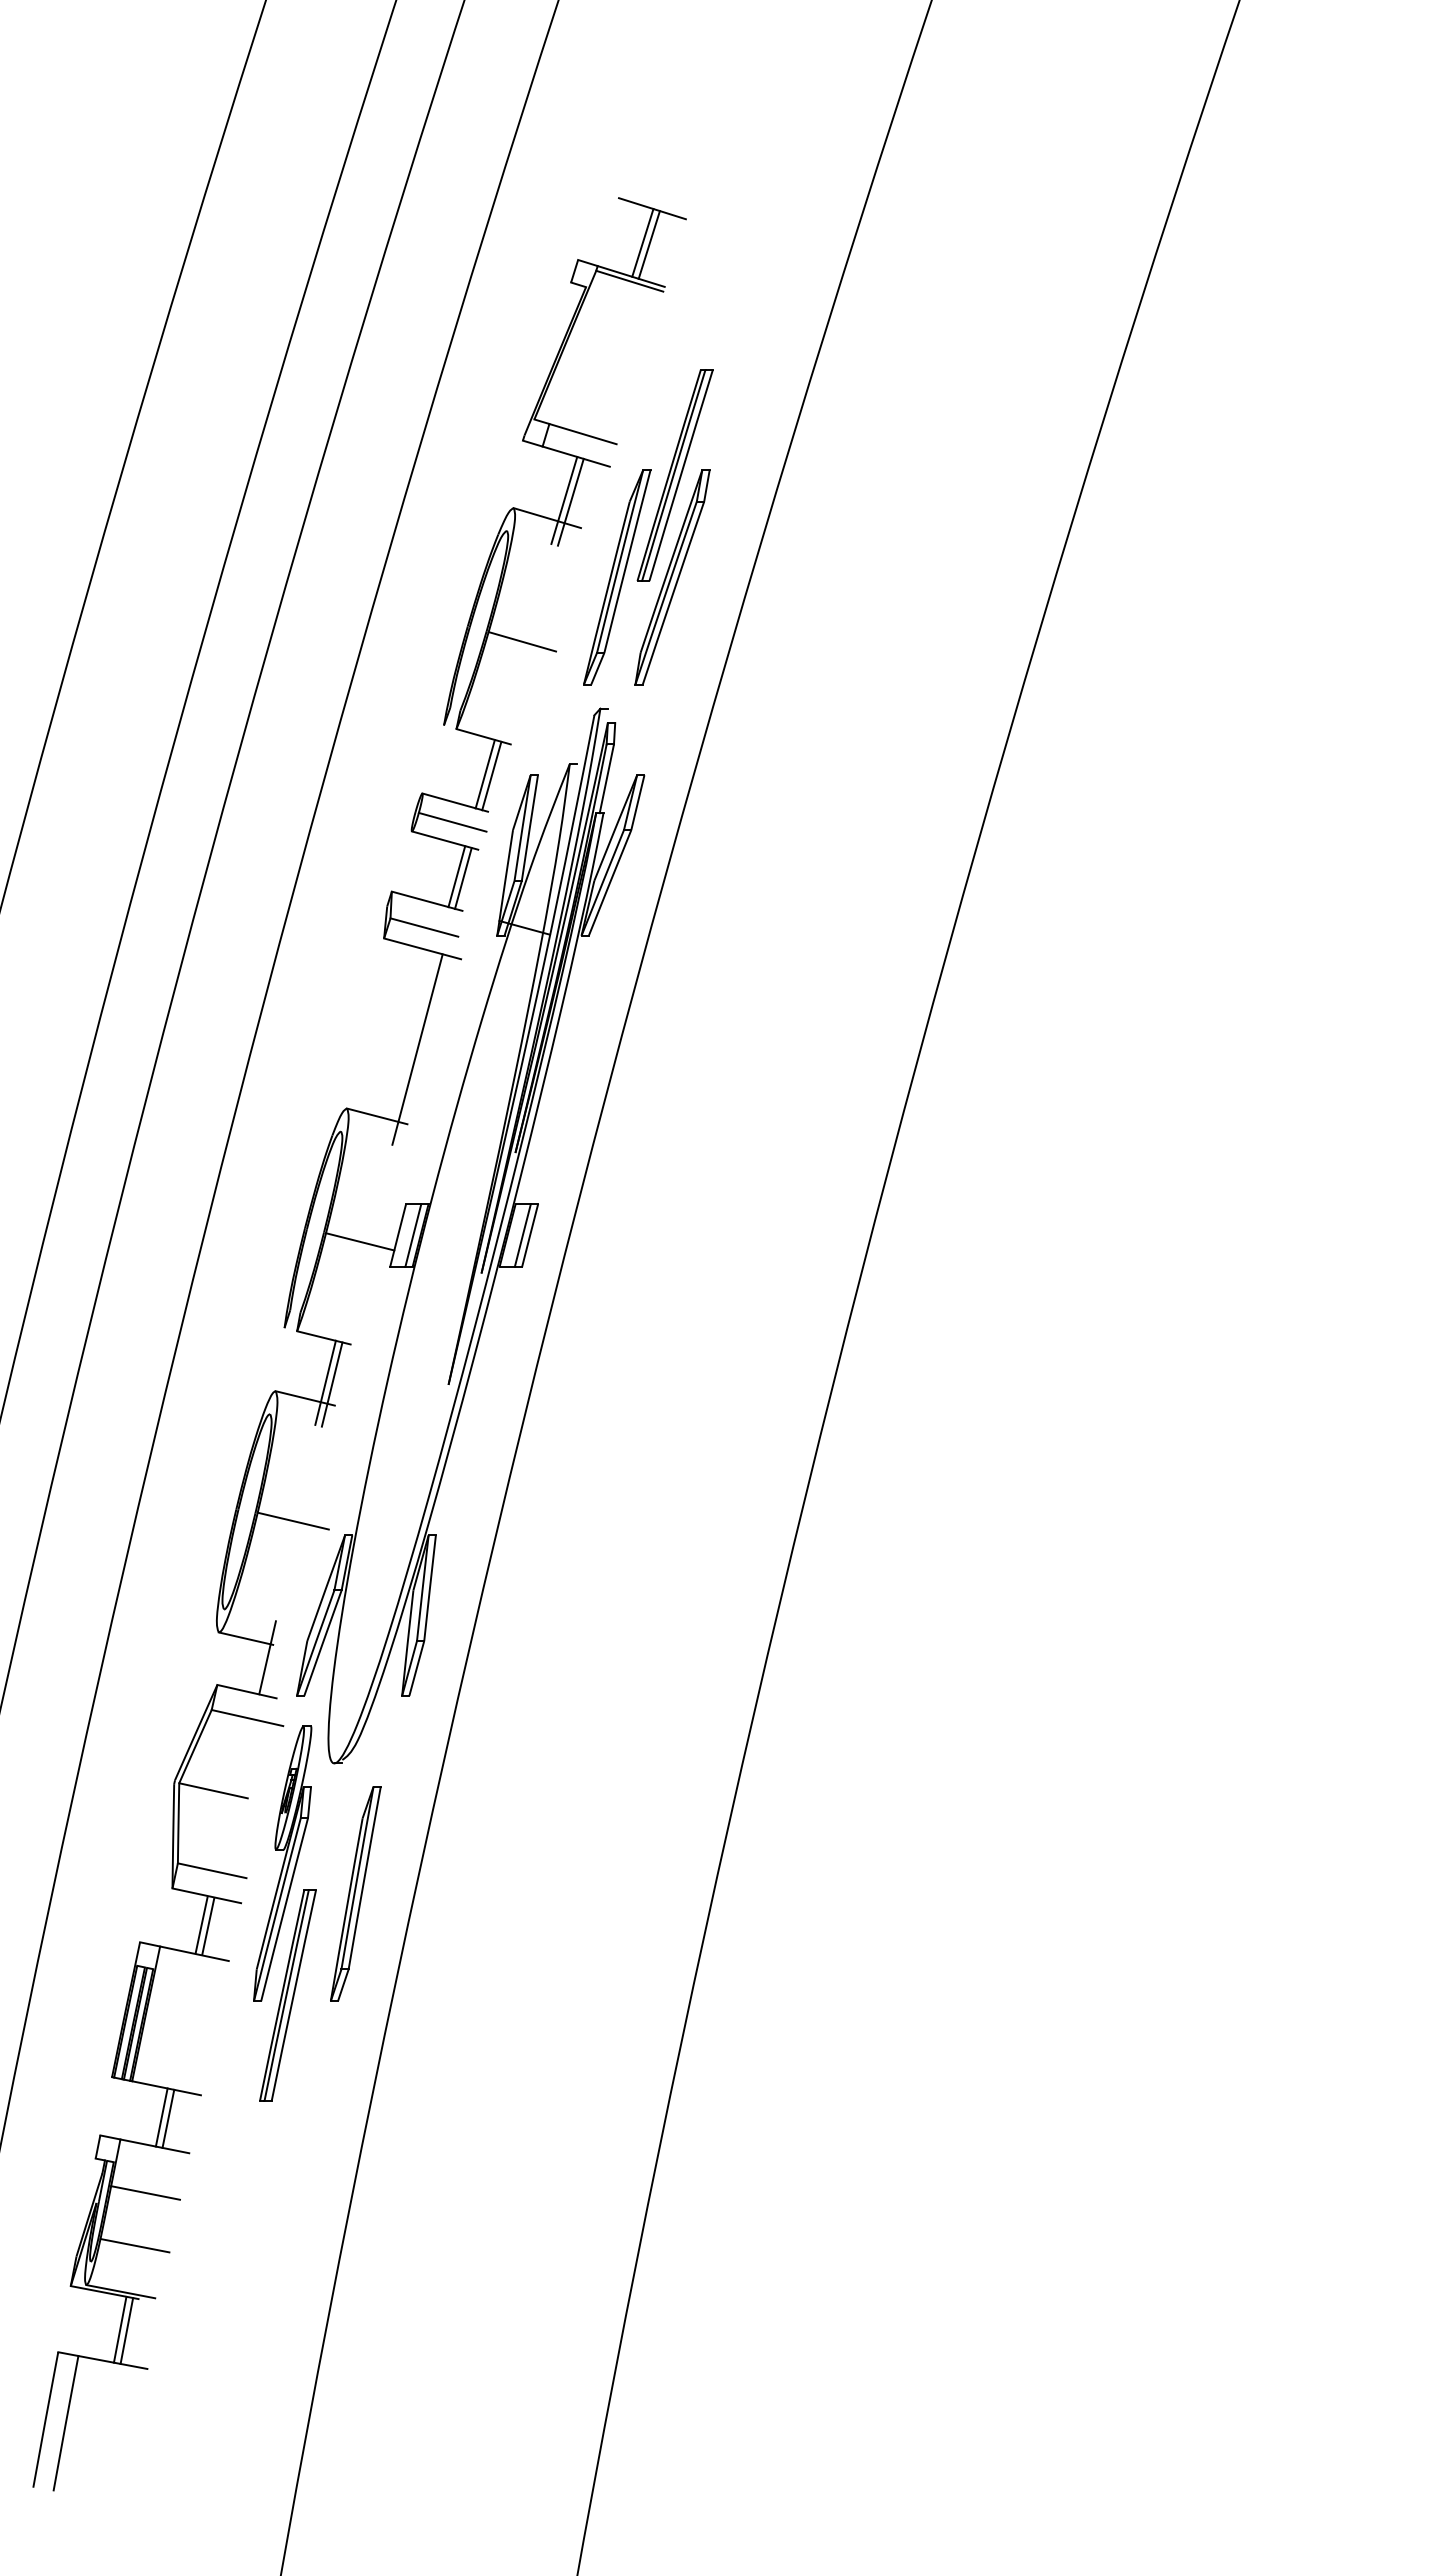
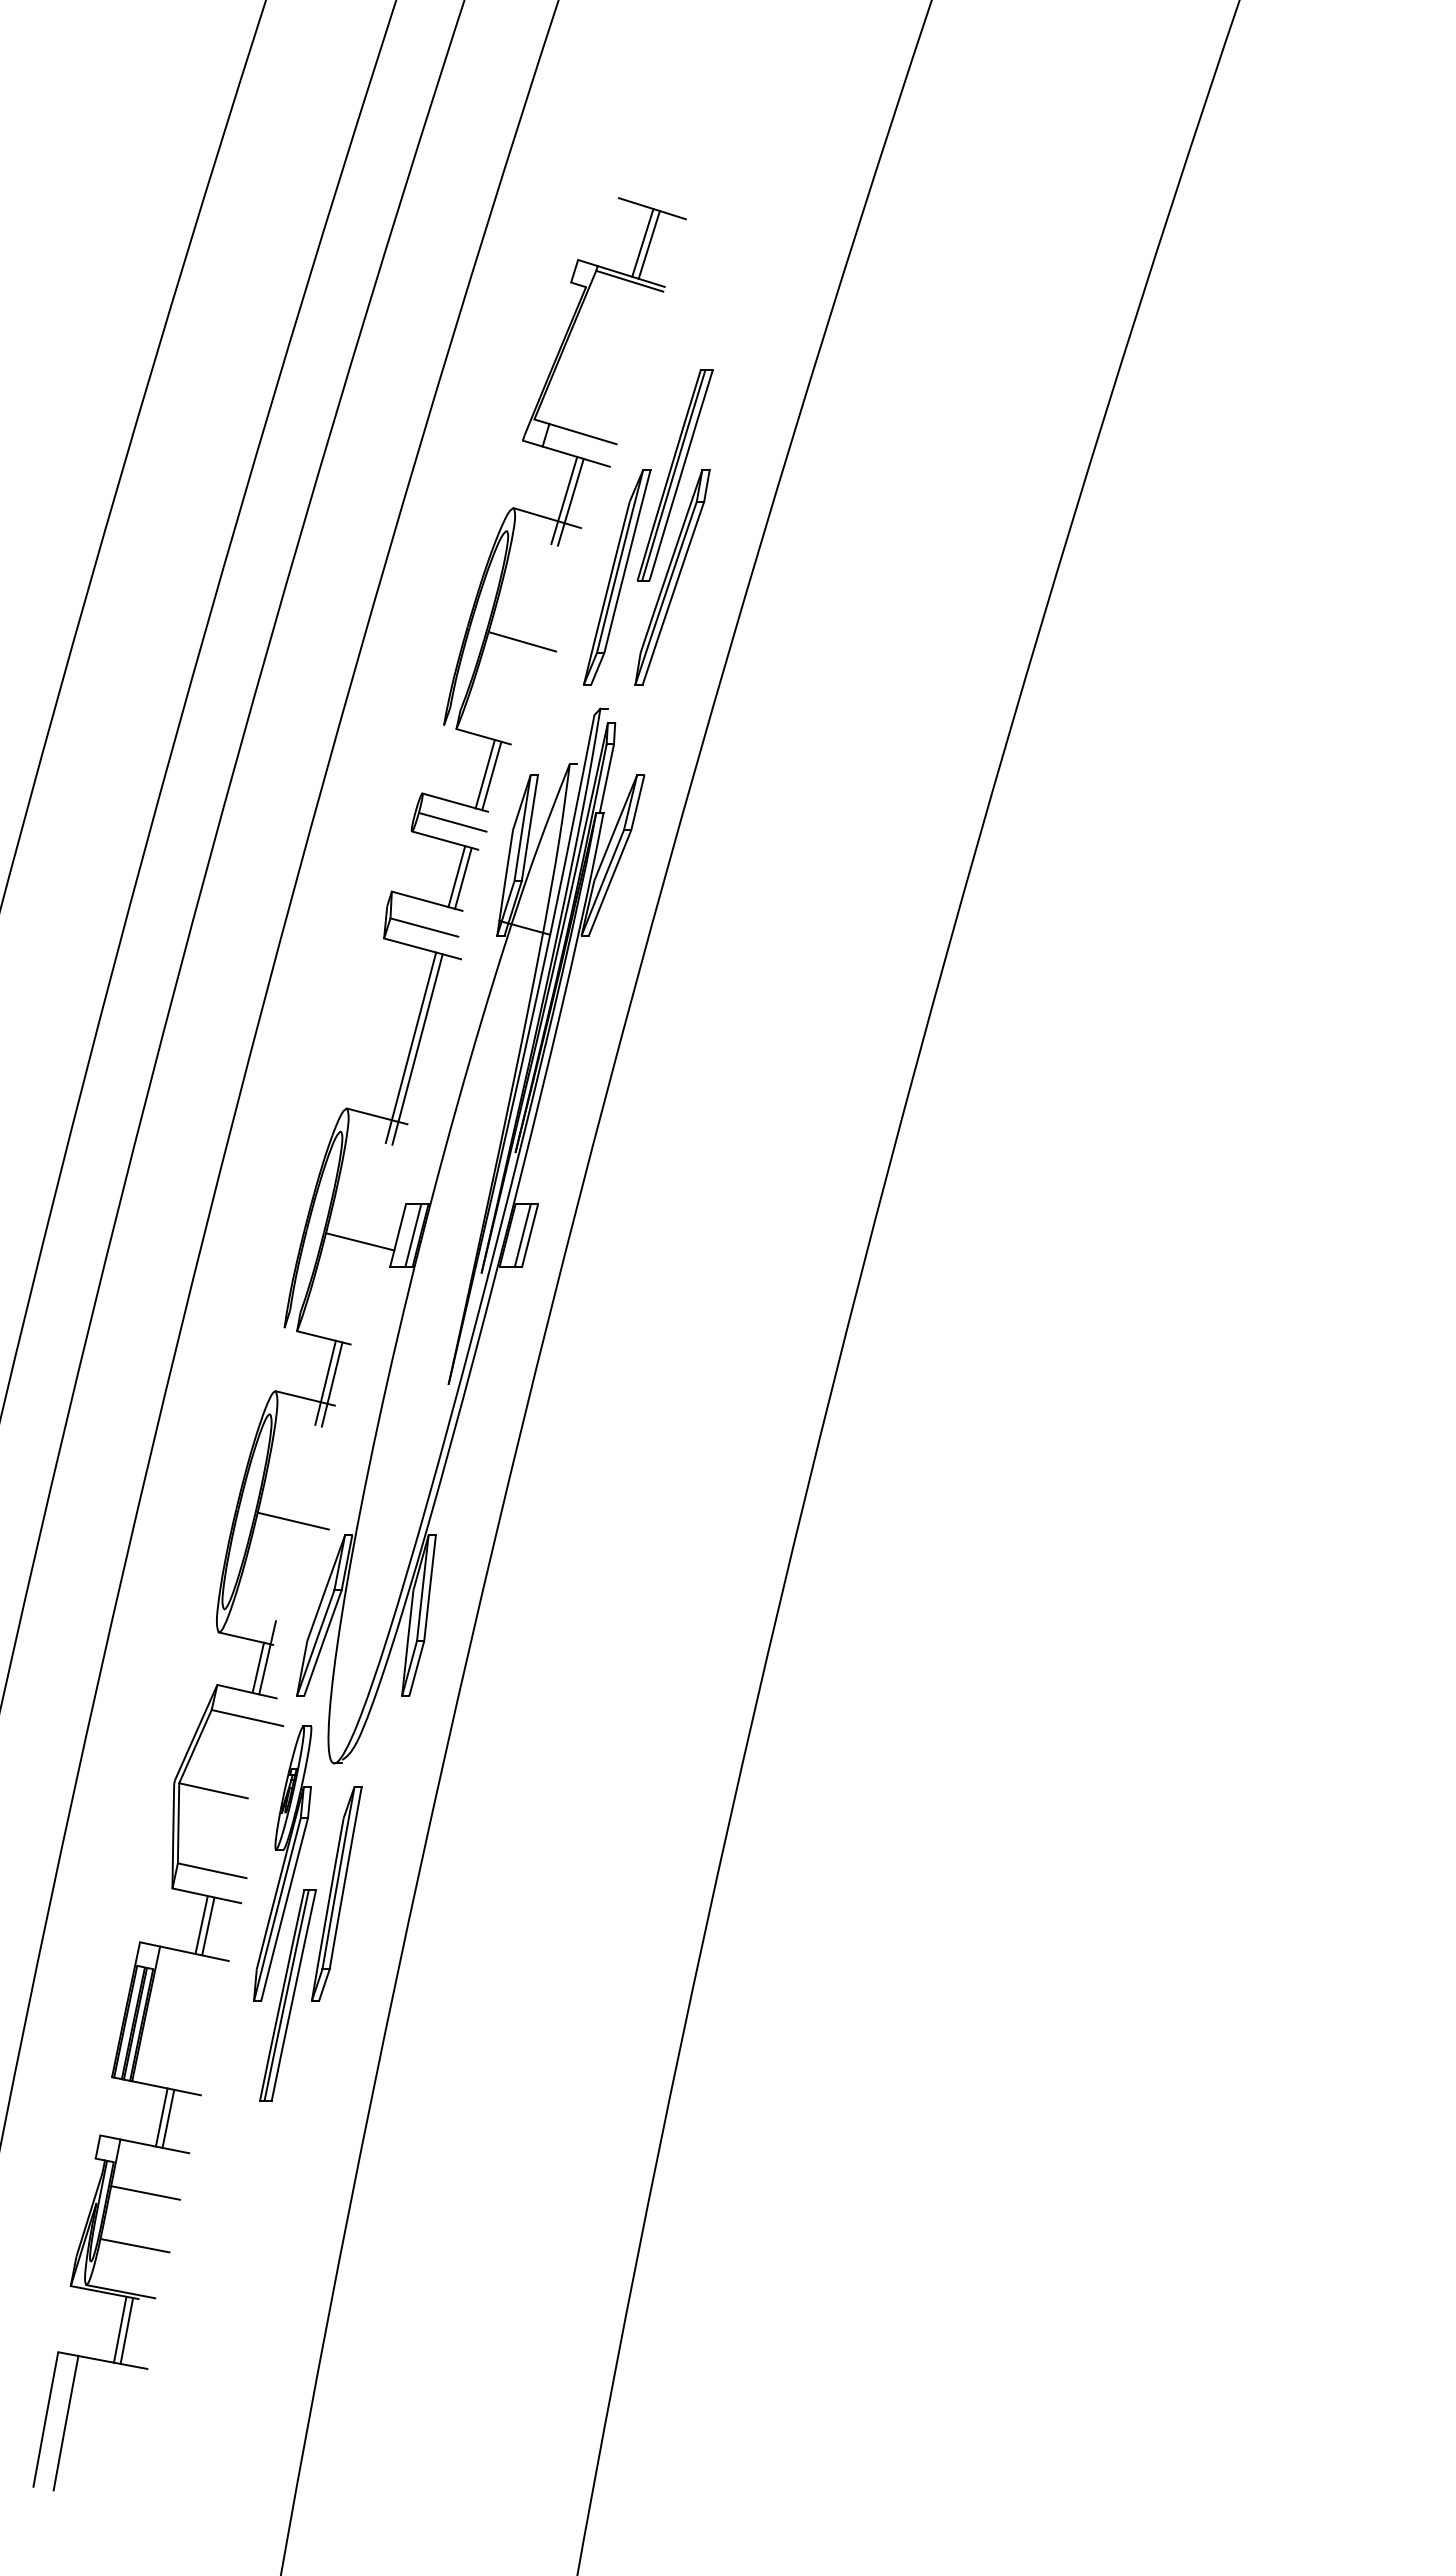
line: none -> present (410, 1047)
line: none -> present (258, 1667)
part position: (355, 1893) -> (336, 1893) (336, 1893)
